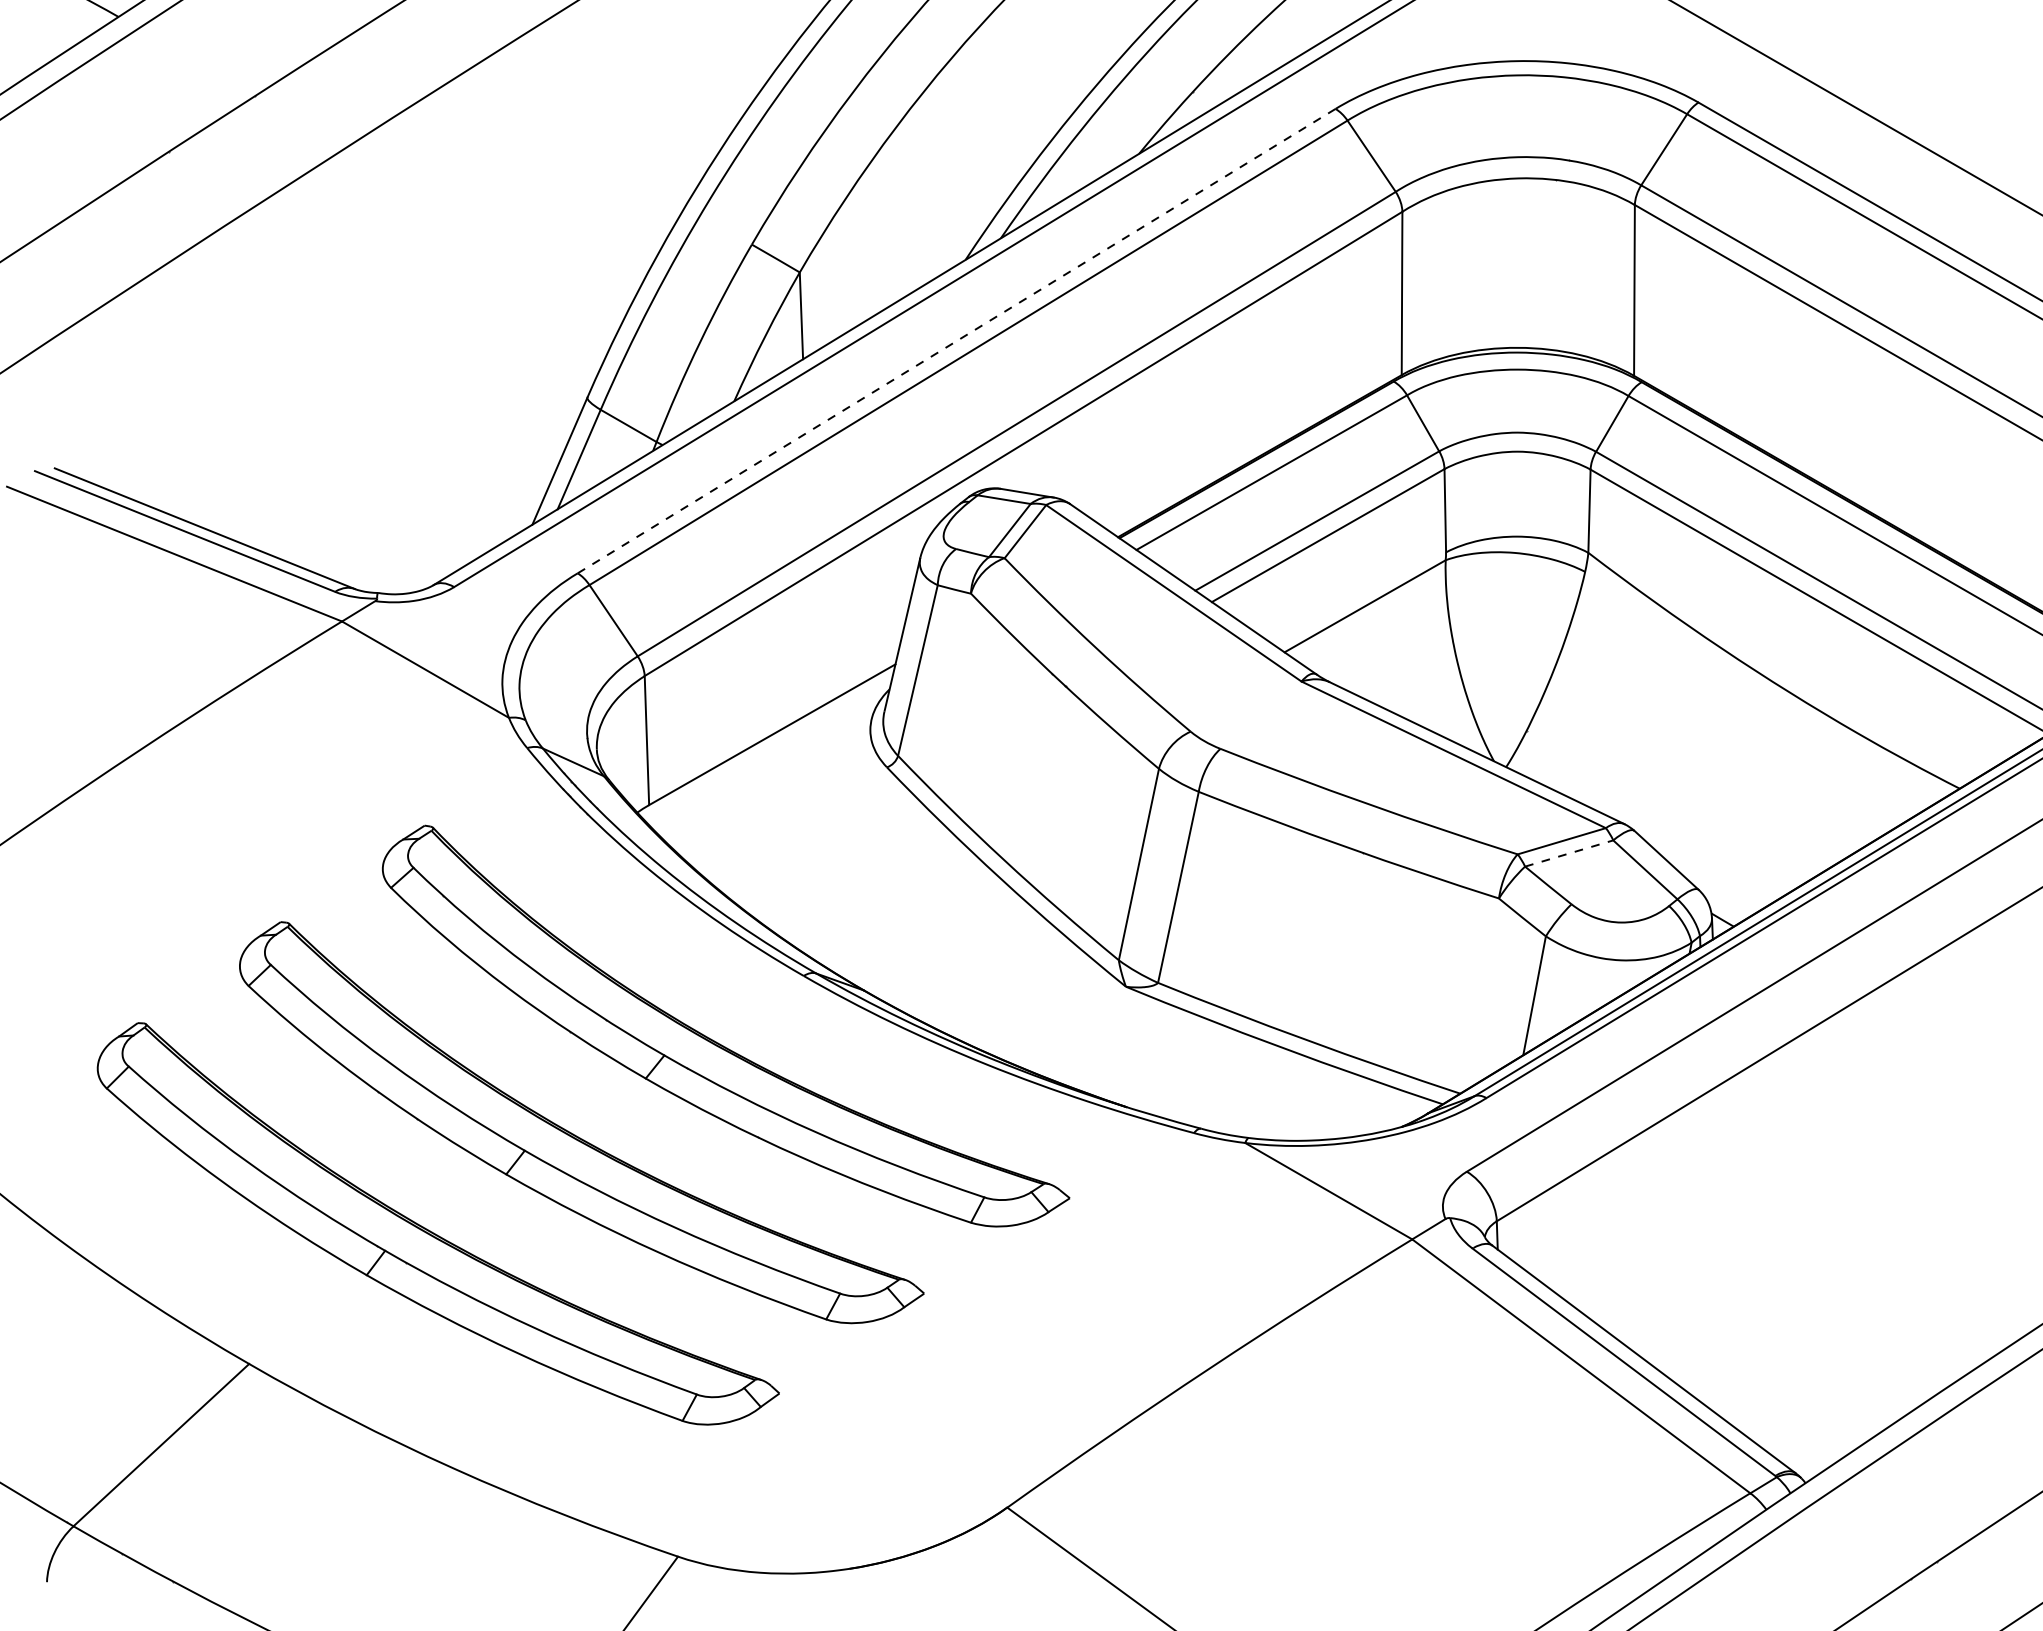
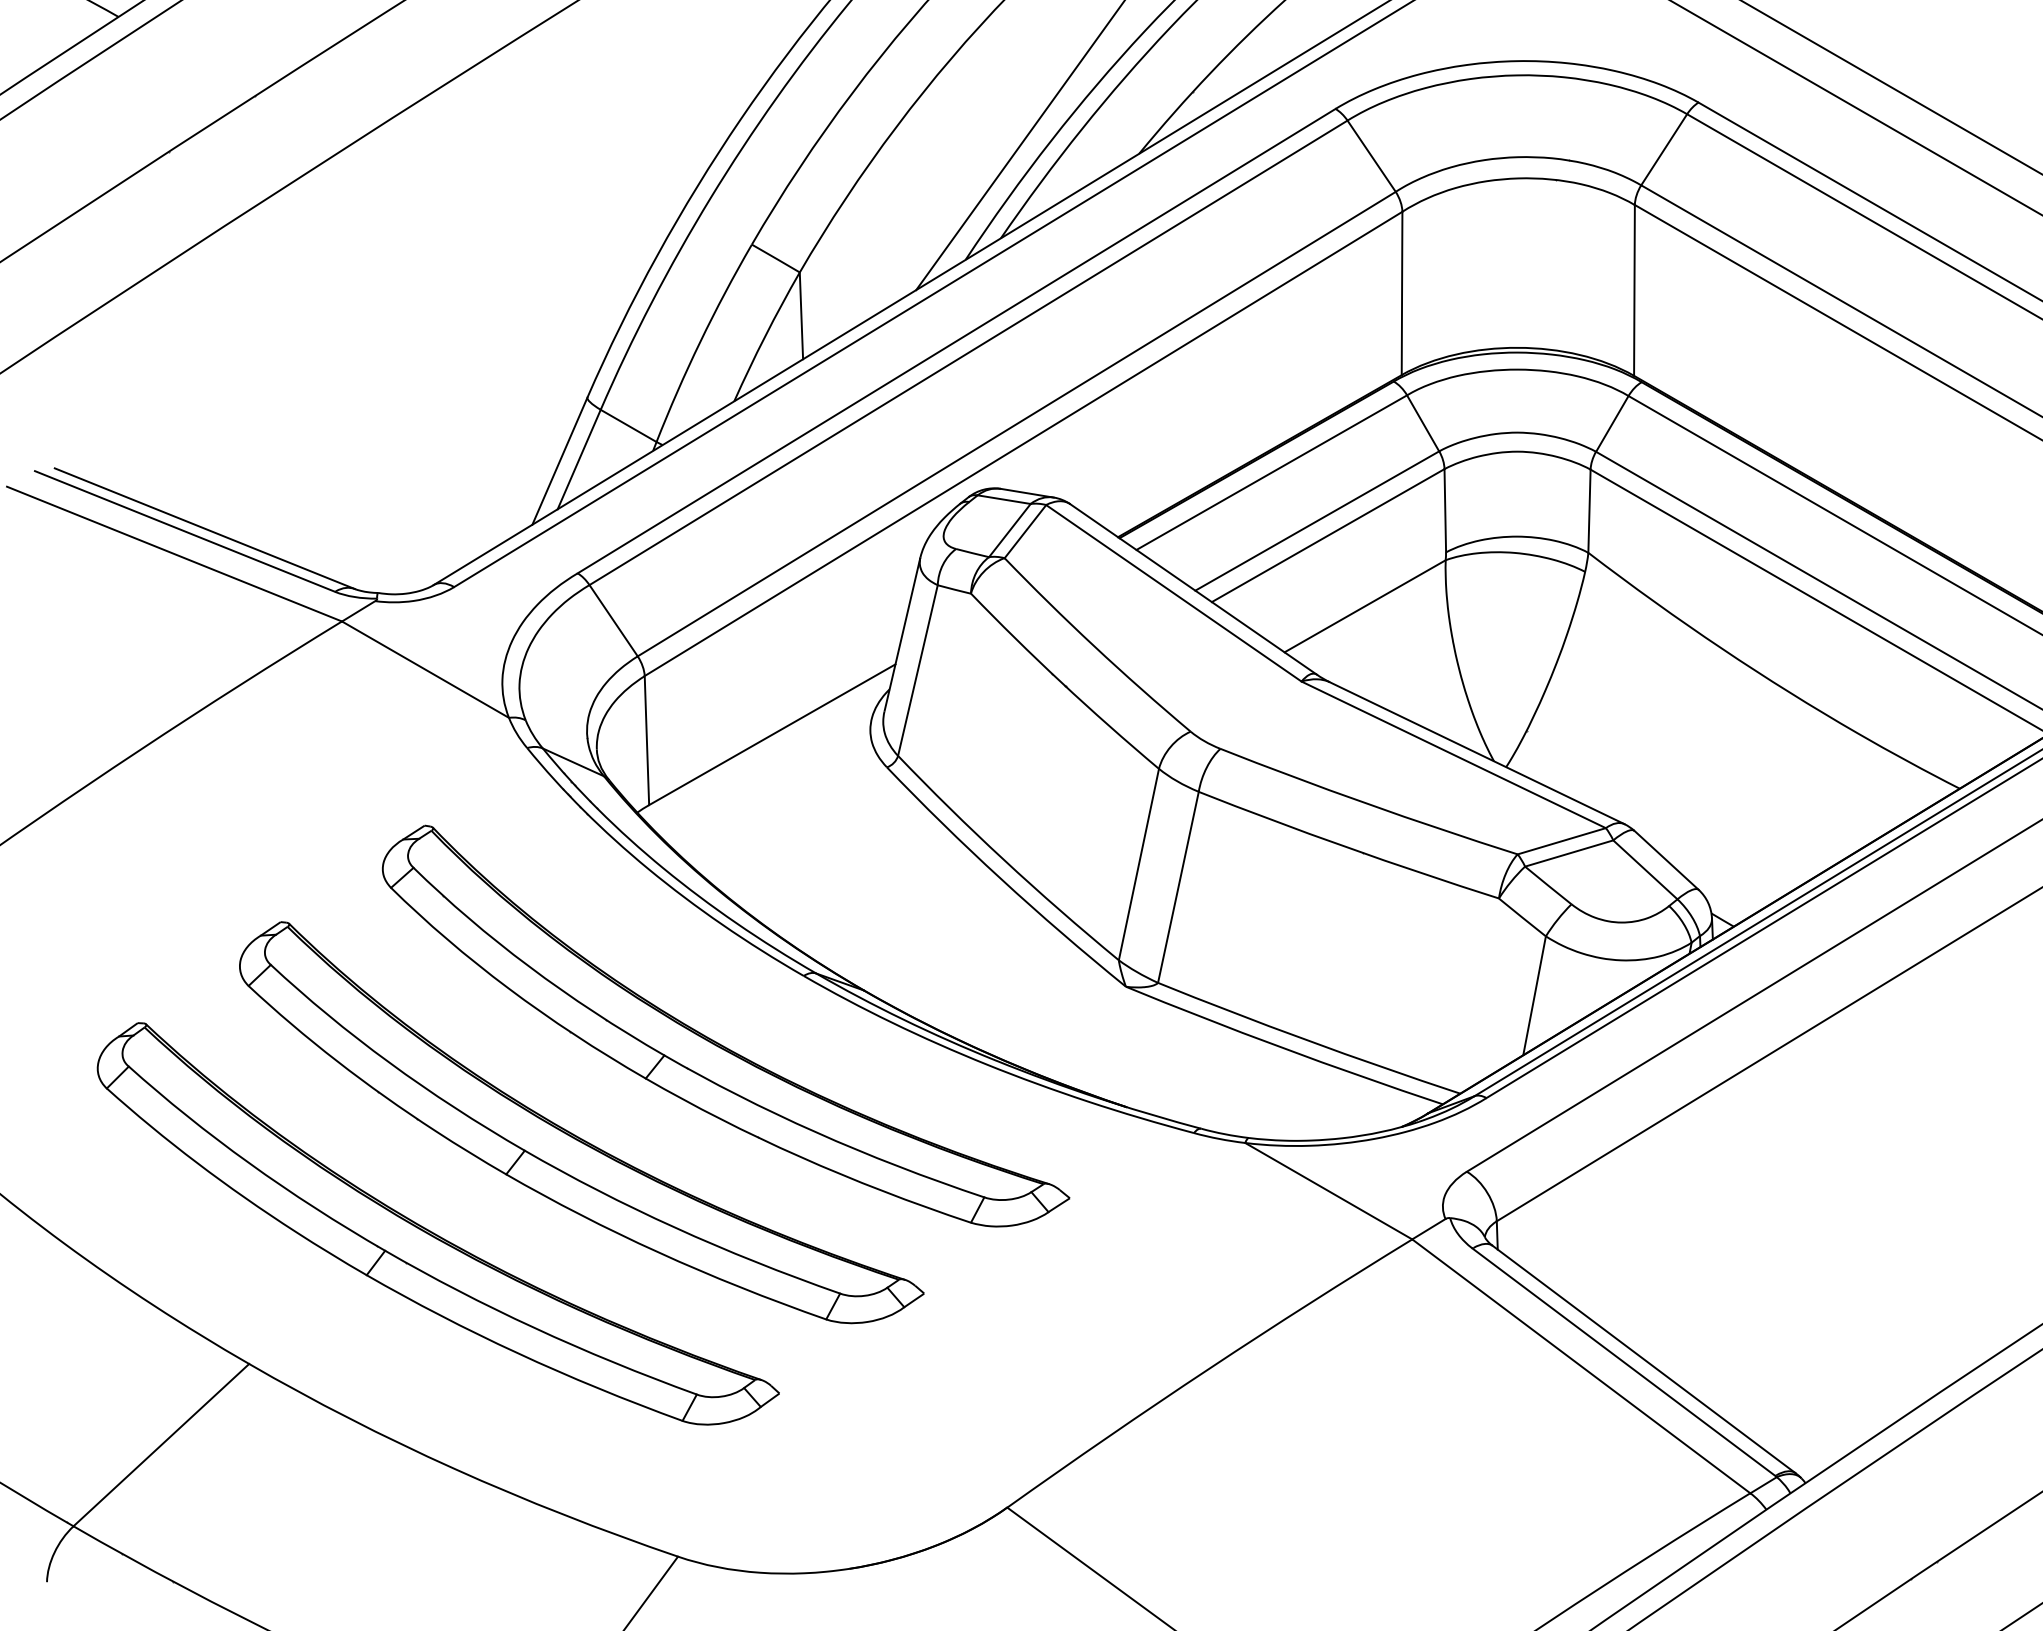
line: none -> present (1891, 87)
line: none -> present (1019, 146)
line: dashed -> solid (957, 340)
line: dashed -> solid (1569, 853)
